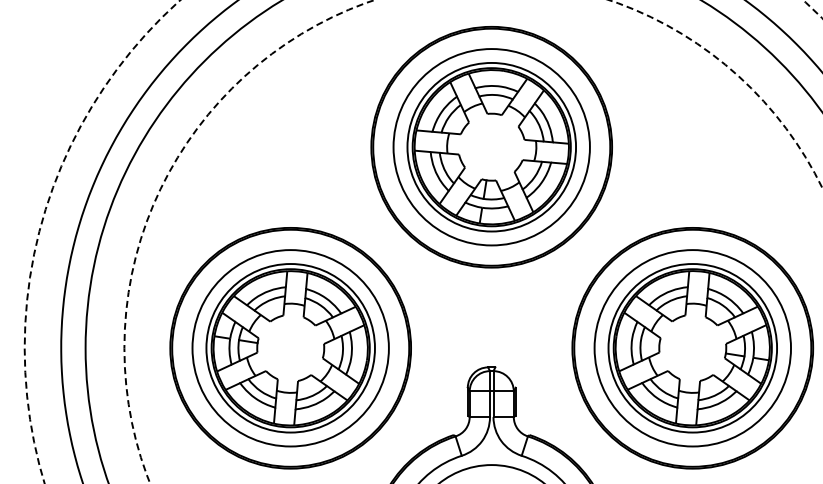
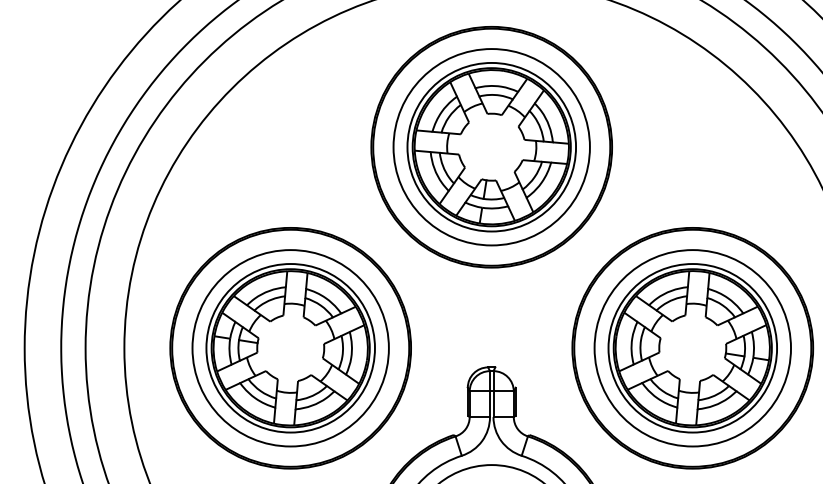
circle: dashed -> solid (423, 241)
circle: dashed -> solid (473, 241)
